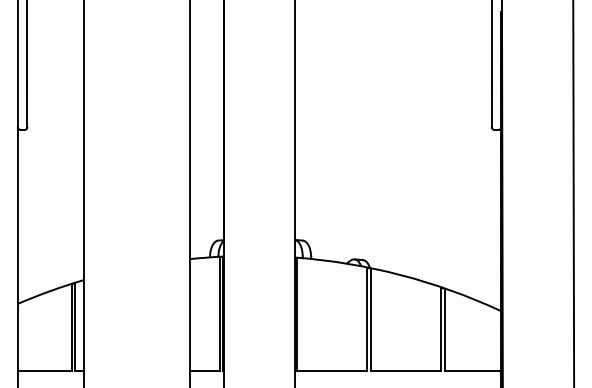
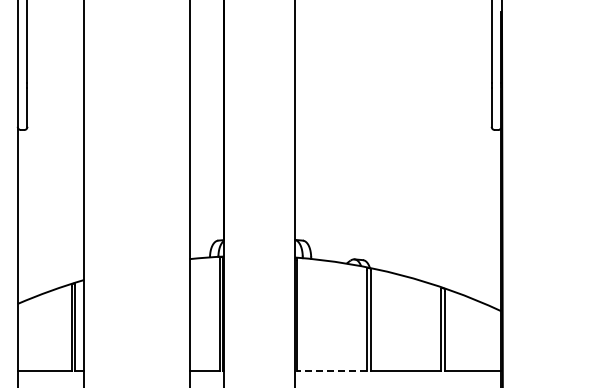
line: present -> none (573, 193)
line: solid -> dashed (331, 370)
